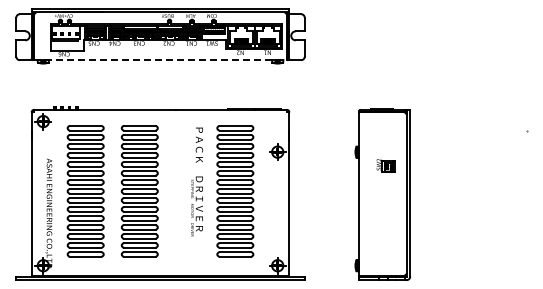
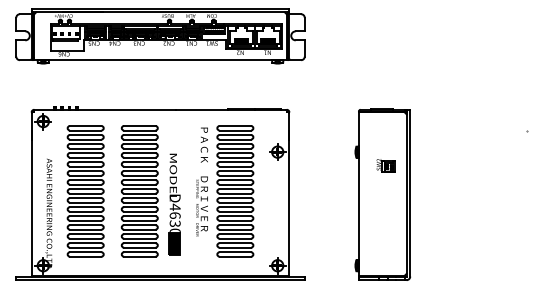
line: dashed -> solid (161, 60)
text position: (197, 181) -> (202, 181) (202, 181)
part: none -> present (174, 204)
